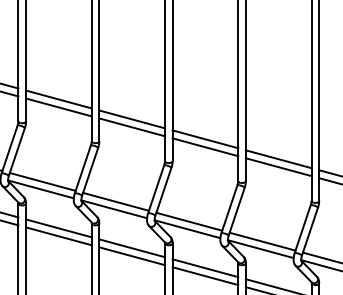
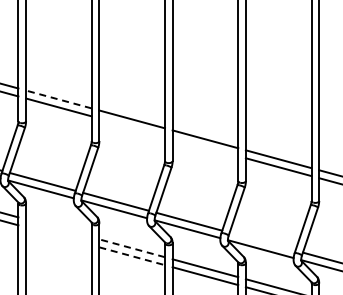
line: solid -> dashed (58, 99)
line: present -> none (131, 127)
line: present -> none (205, 147)
line: present -> none (58, 228)
line: present -> none (58, 236)
line: present -> none (262, 241)
line: solid -> dashed (132, 248)
line: solid -> dashed (132, 256)
